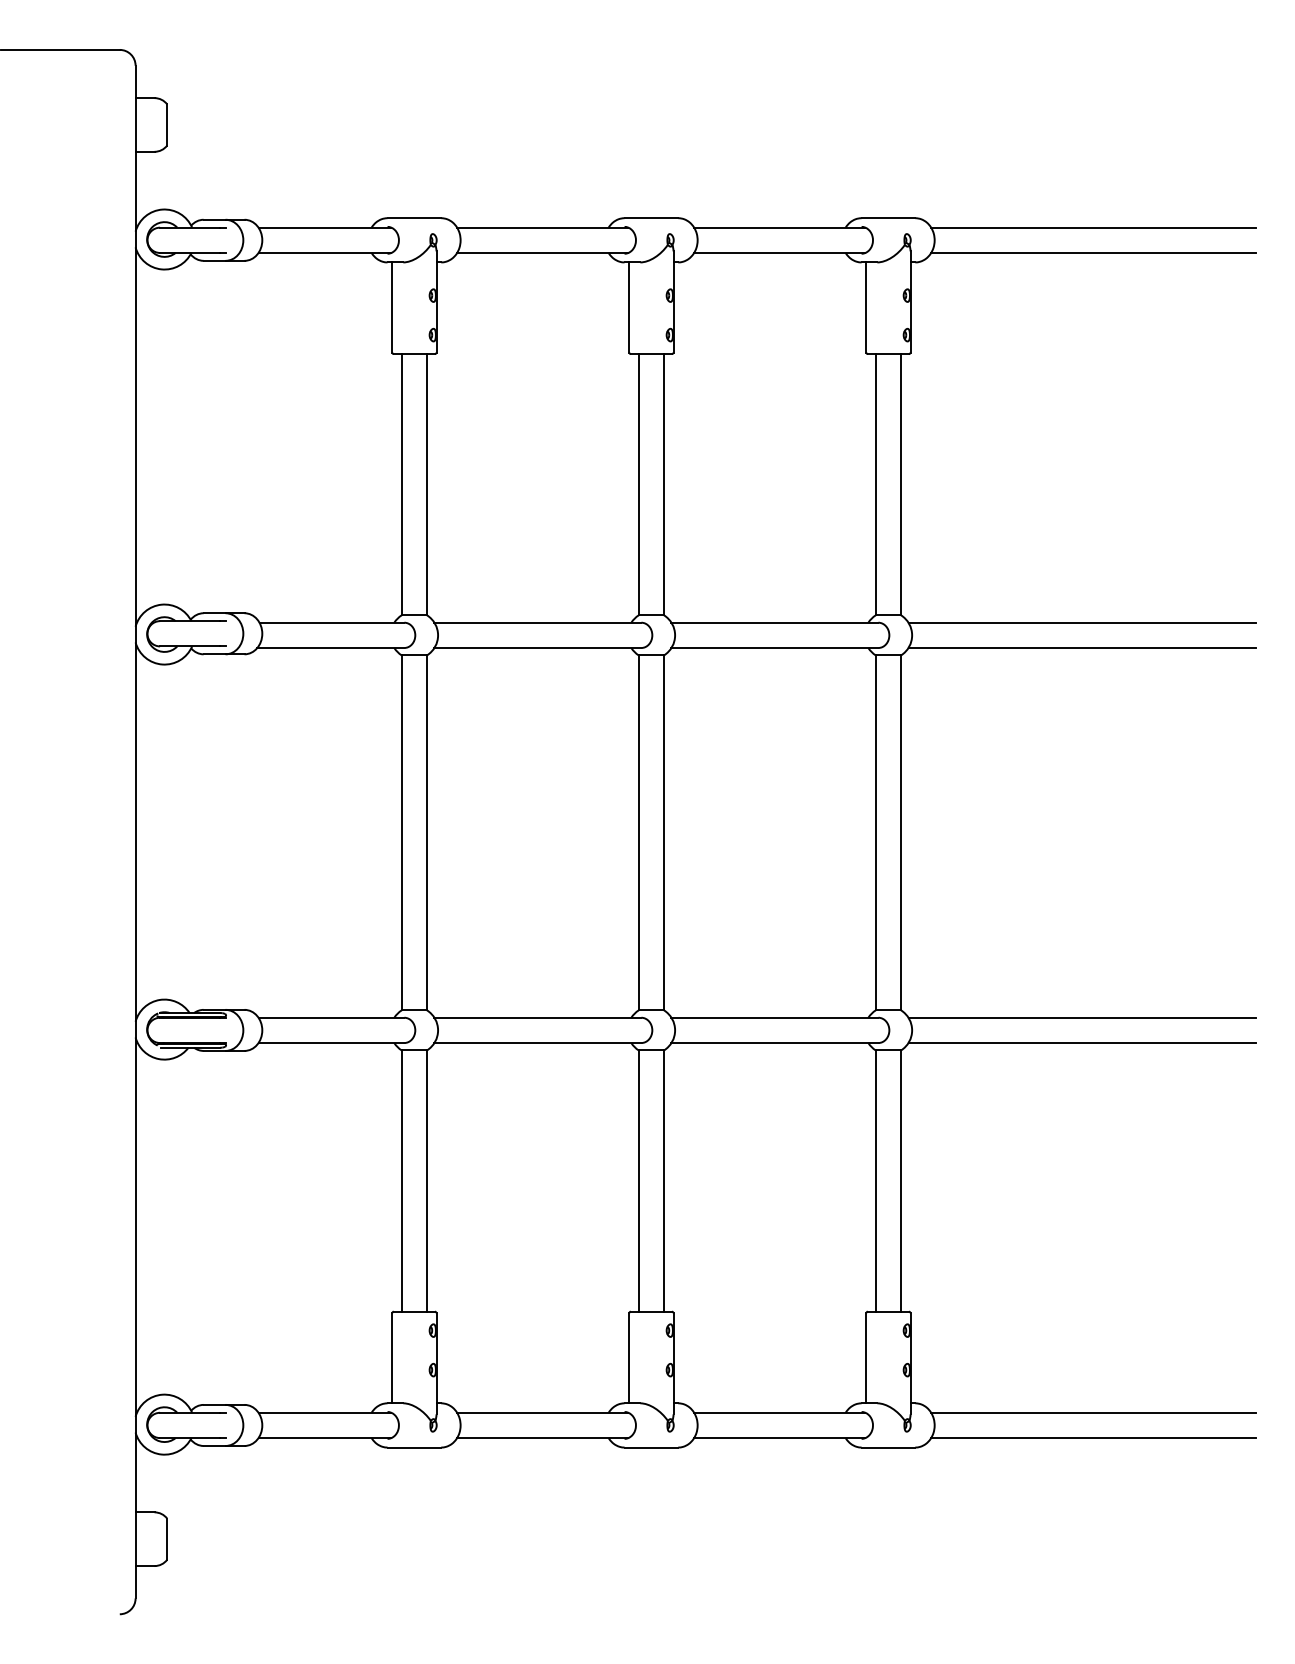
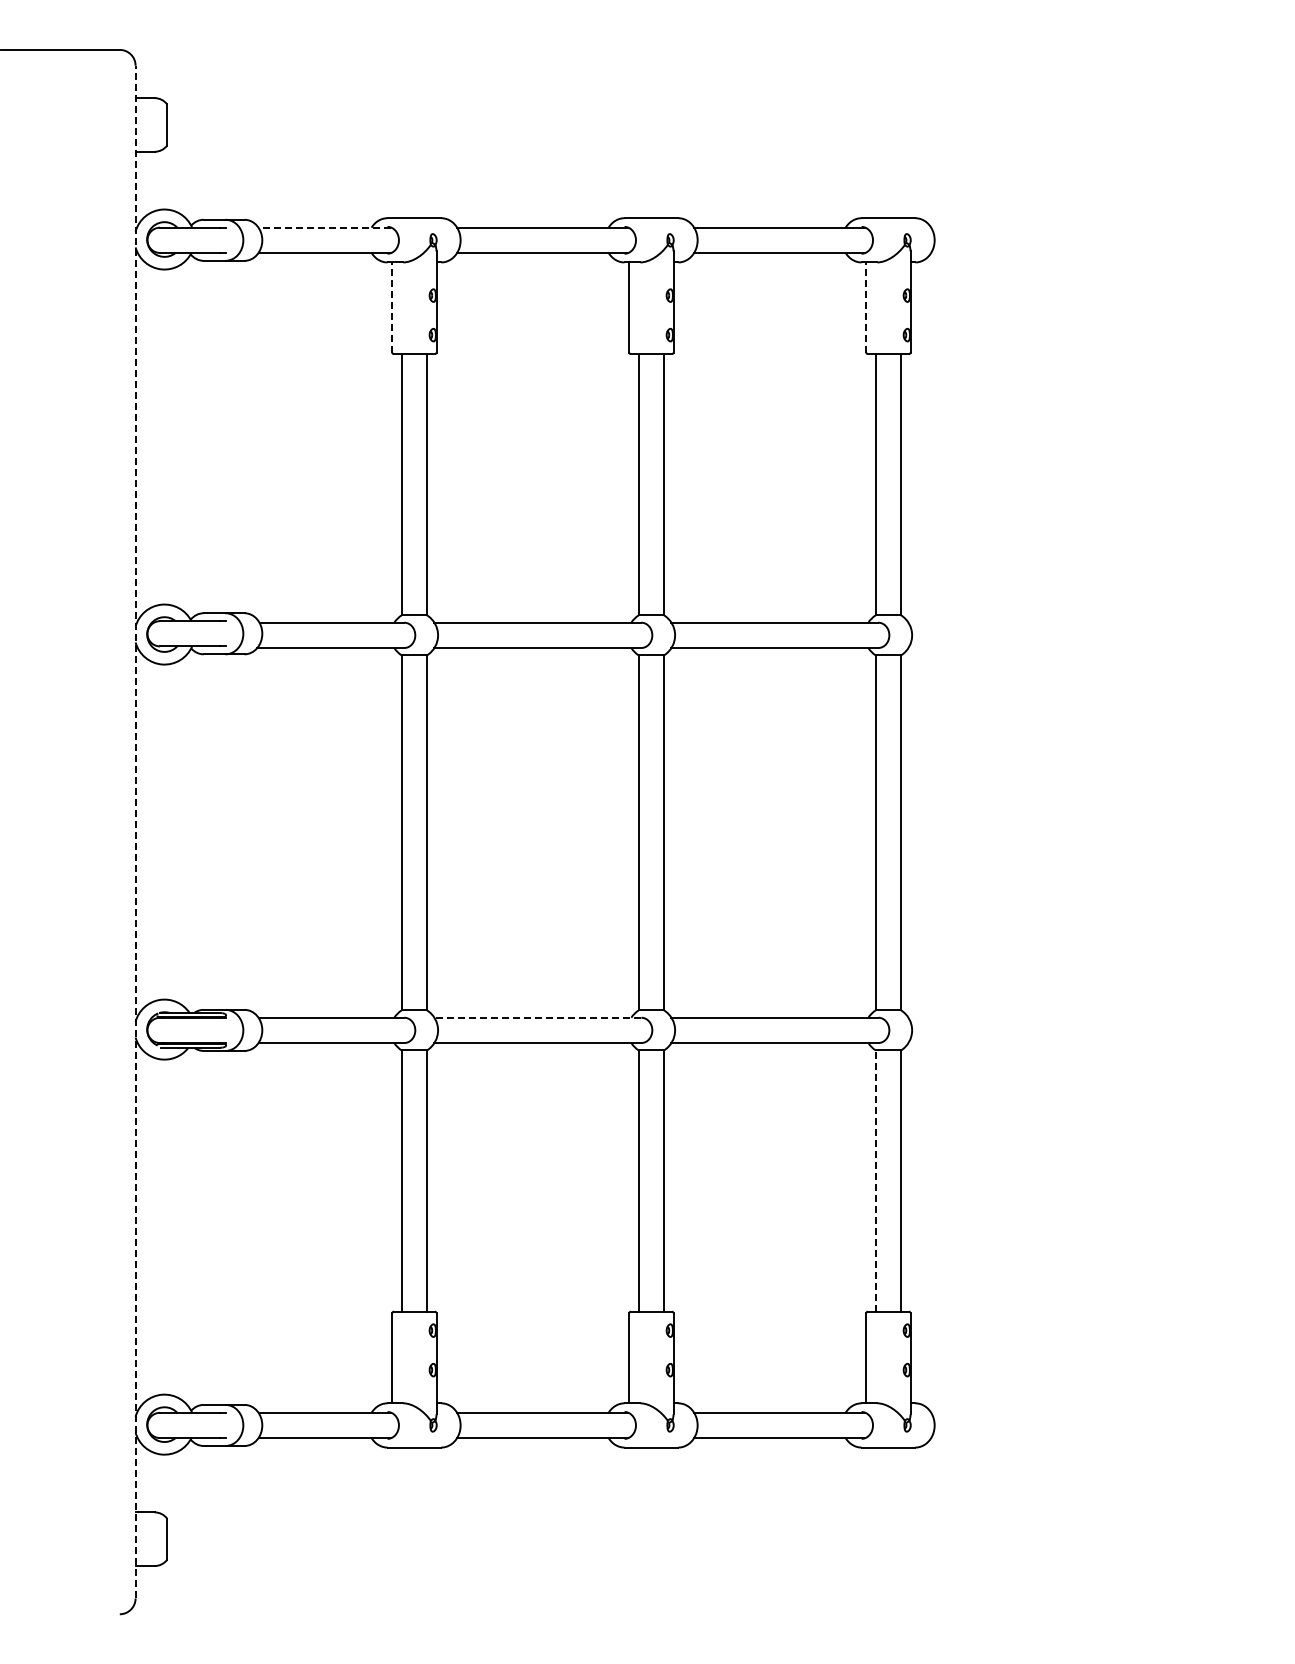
line: solid -> dashed (324, 227)
line: present -> none (1093, 227)
line: present -> none (1093, 252)
line: solid -> dashed (392, 306)
line: solid -> dashed (866, 306)
line: present -> none (1082, 622)
line: present -> none (1082, 648)
line: solid -> dashed (135, 831)
line: solid -> dashed (537, 1017)
line: present -> none (1082, 1017)
line: present -> none (1082, 1043)
line: solid -> dashed (875, 1181)
line: present -> none (1093, 1412)
line: present -> none (1093, 1438)
